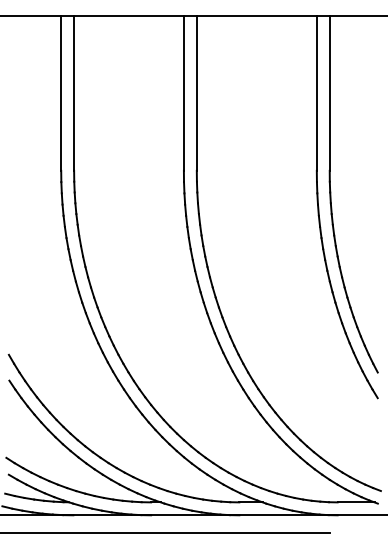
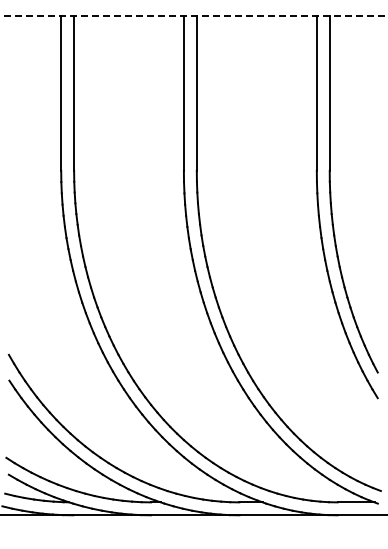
line: solid -> dashed (193, 16)
line: present -> none (165, 532)
